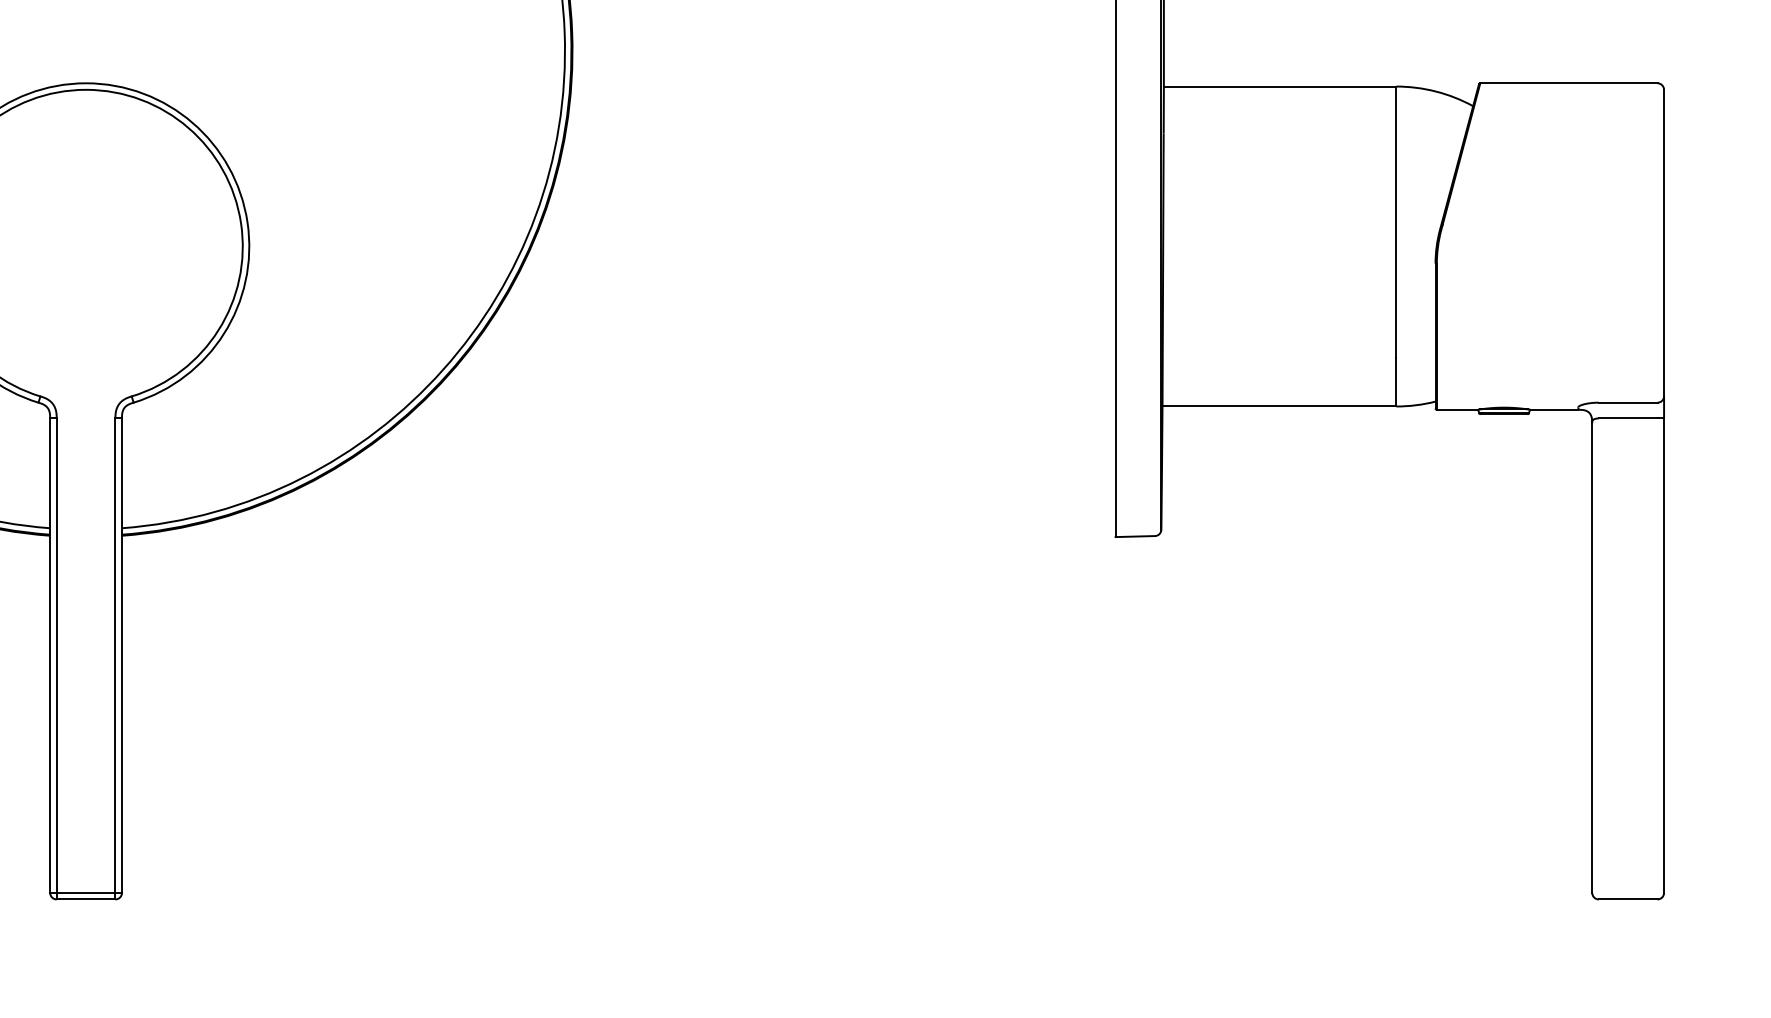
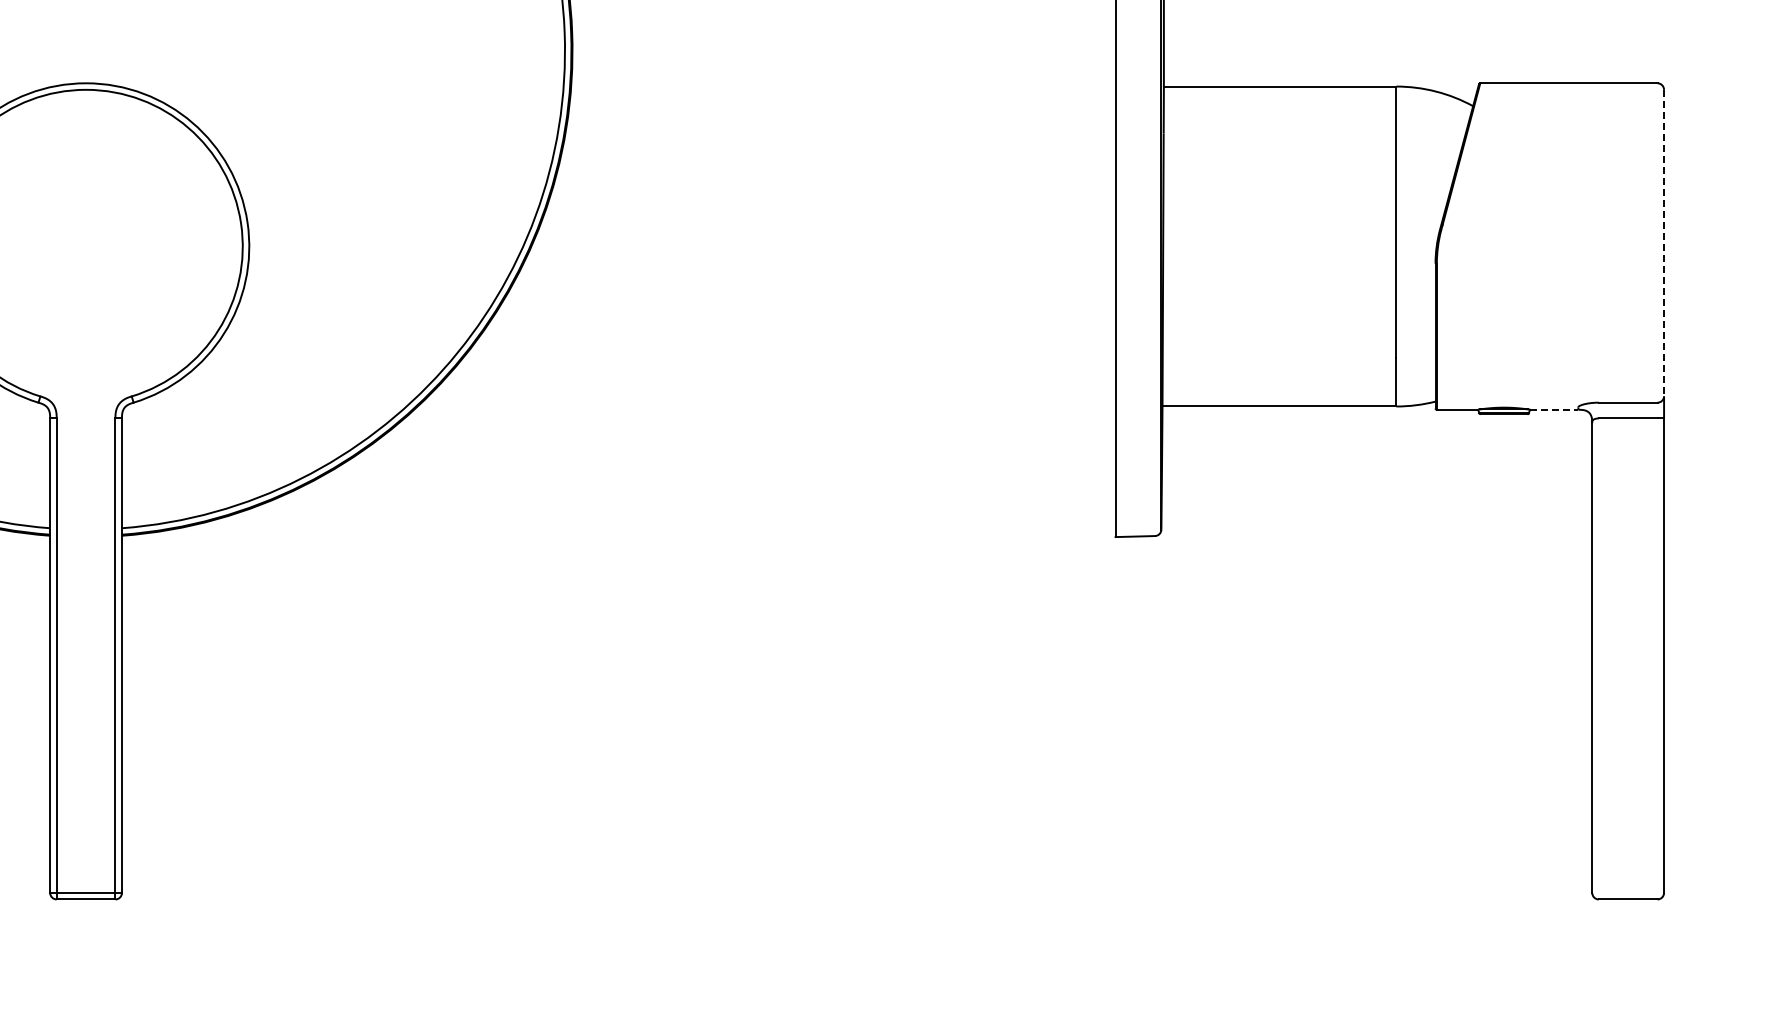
line: solid -> dashed (1664, 243)
line: solid -> dashed (1554, 409)
